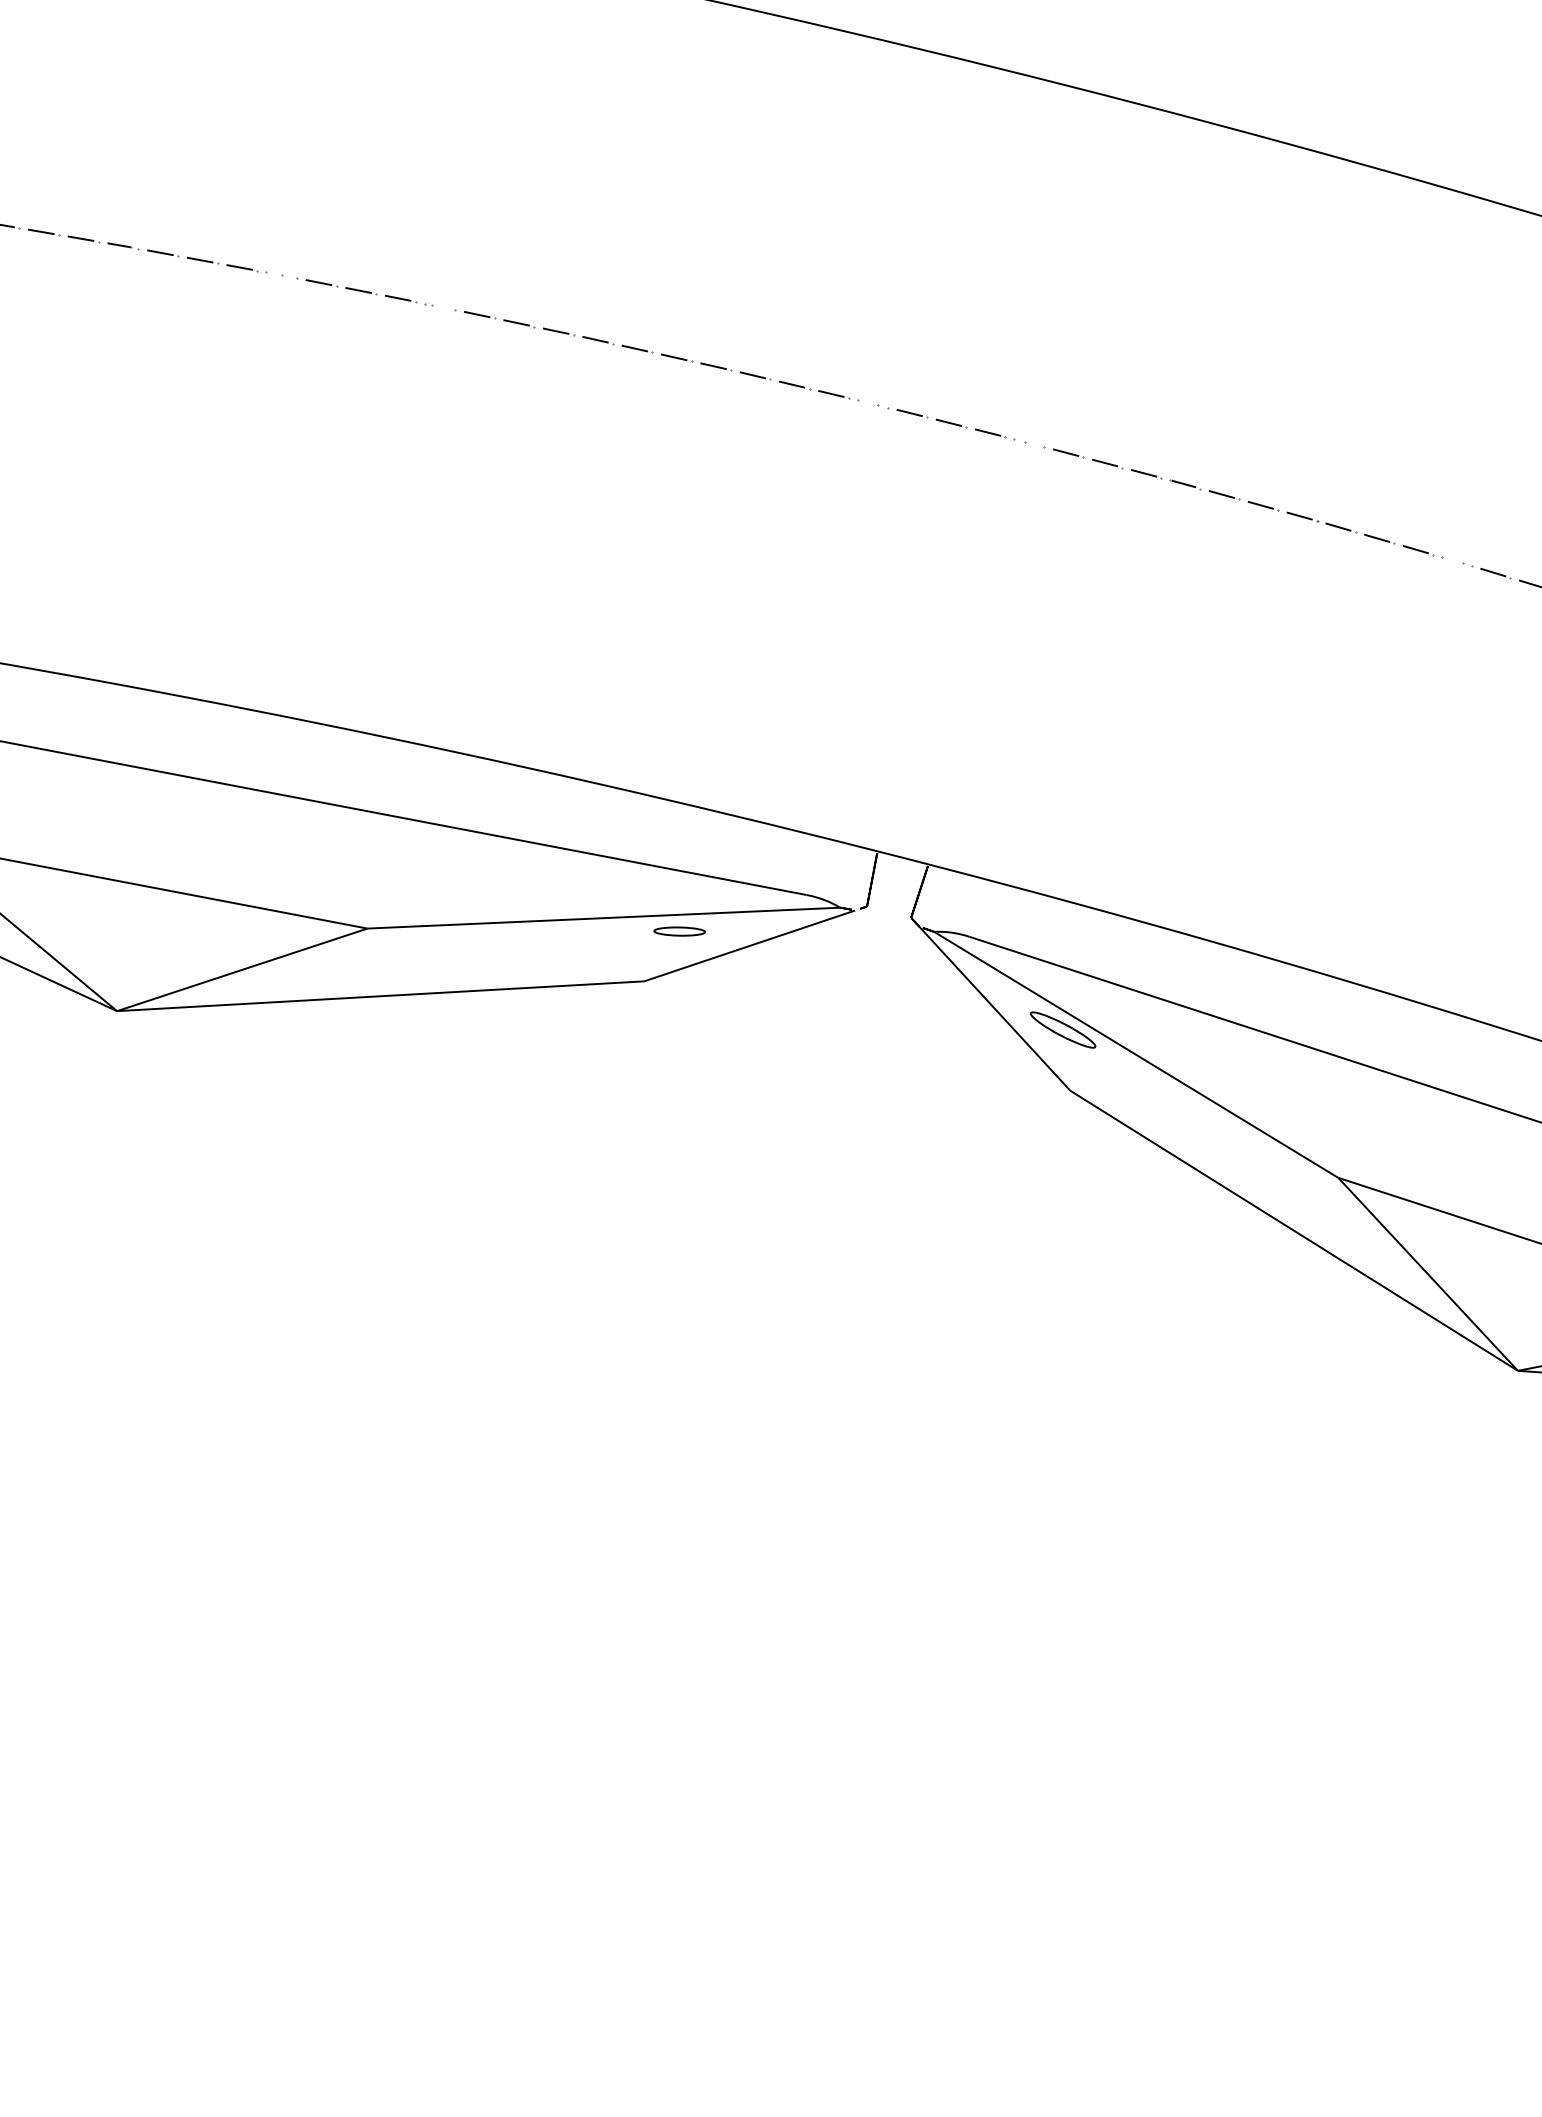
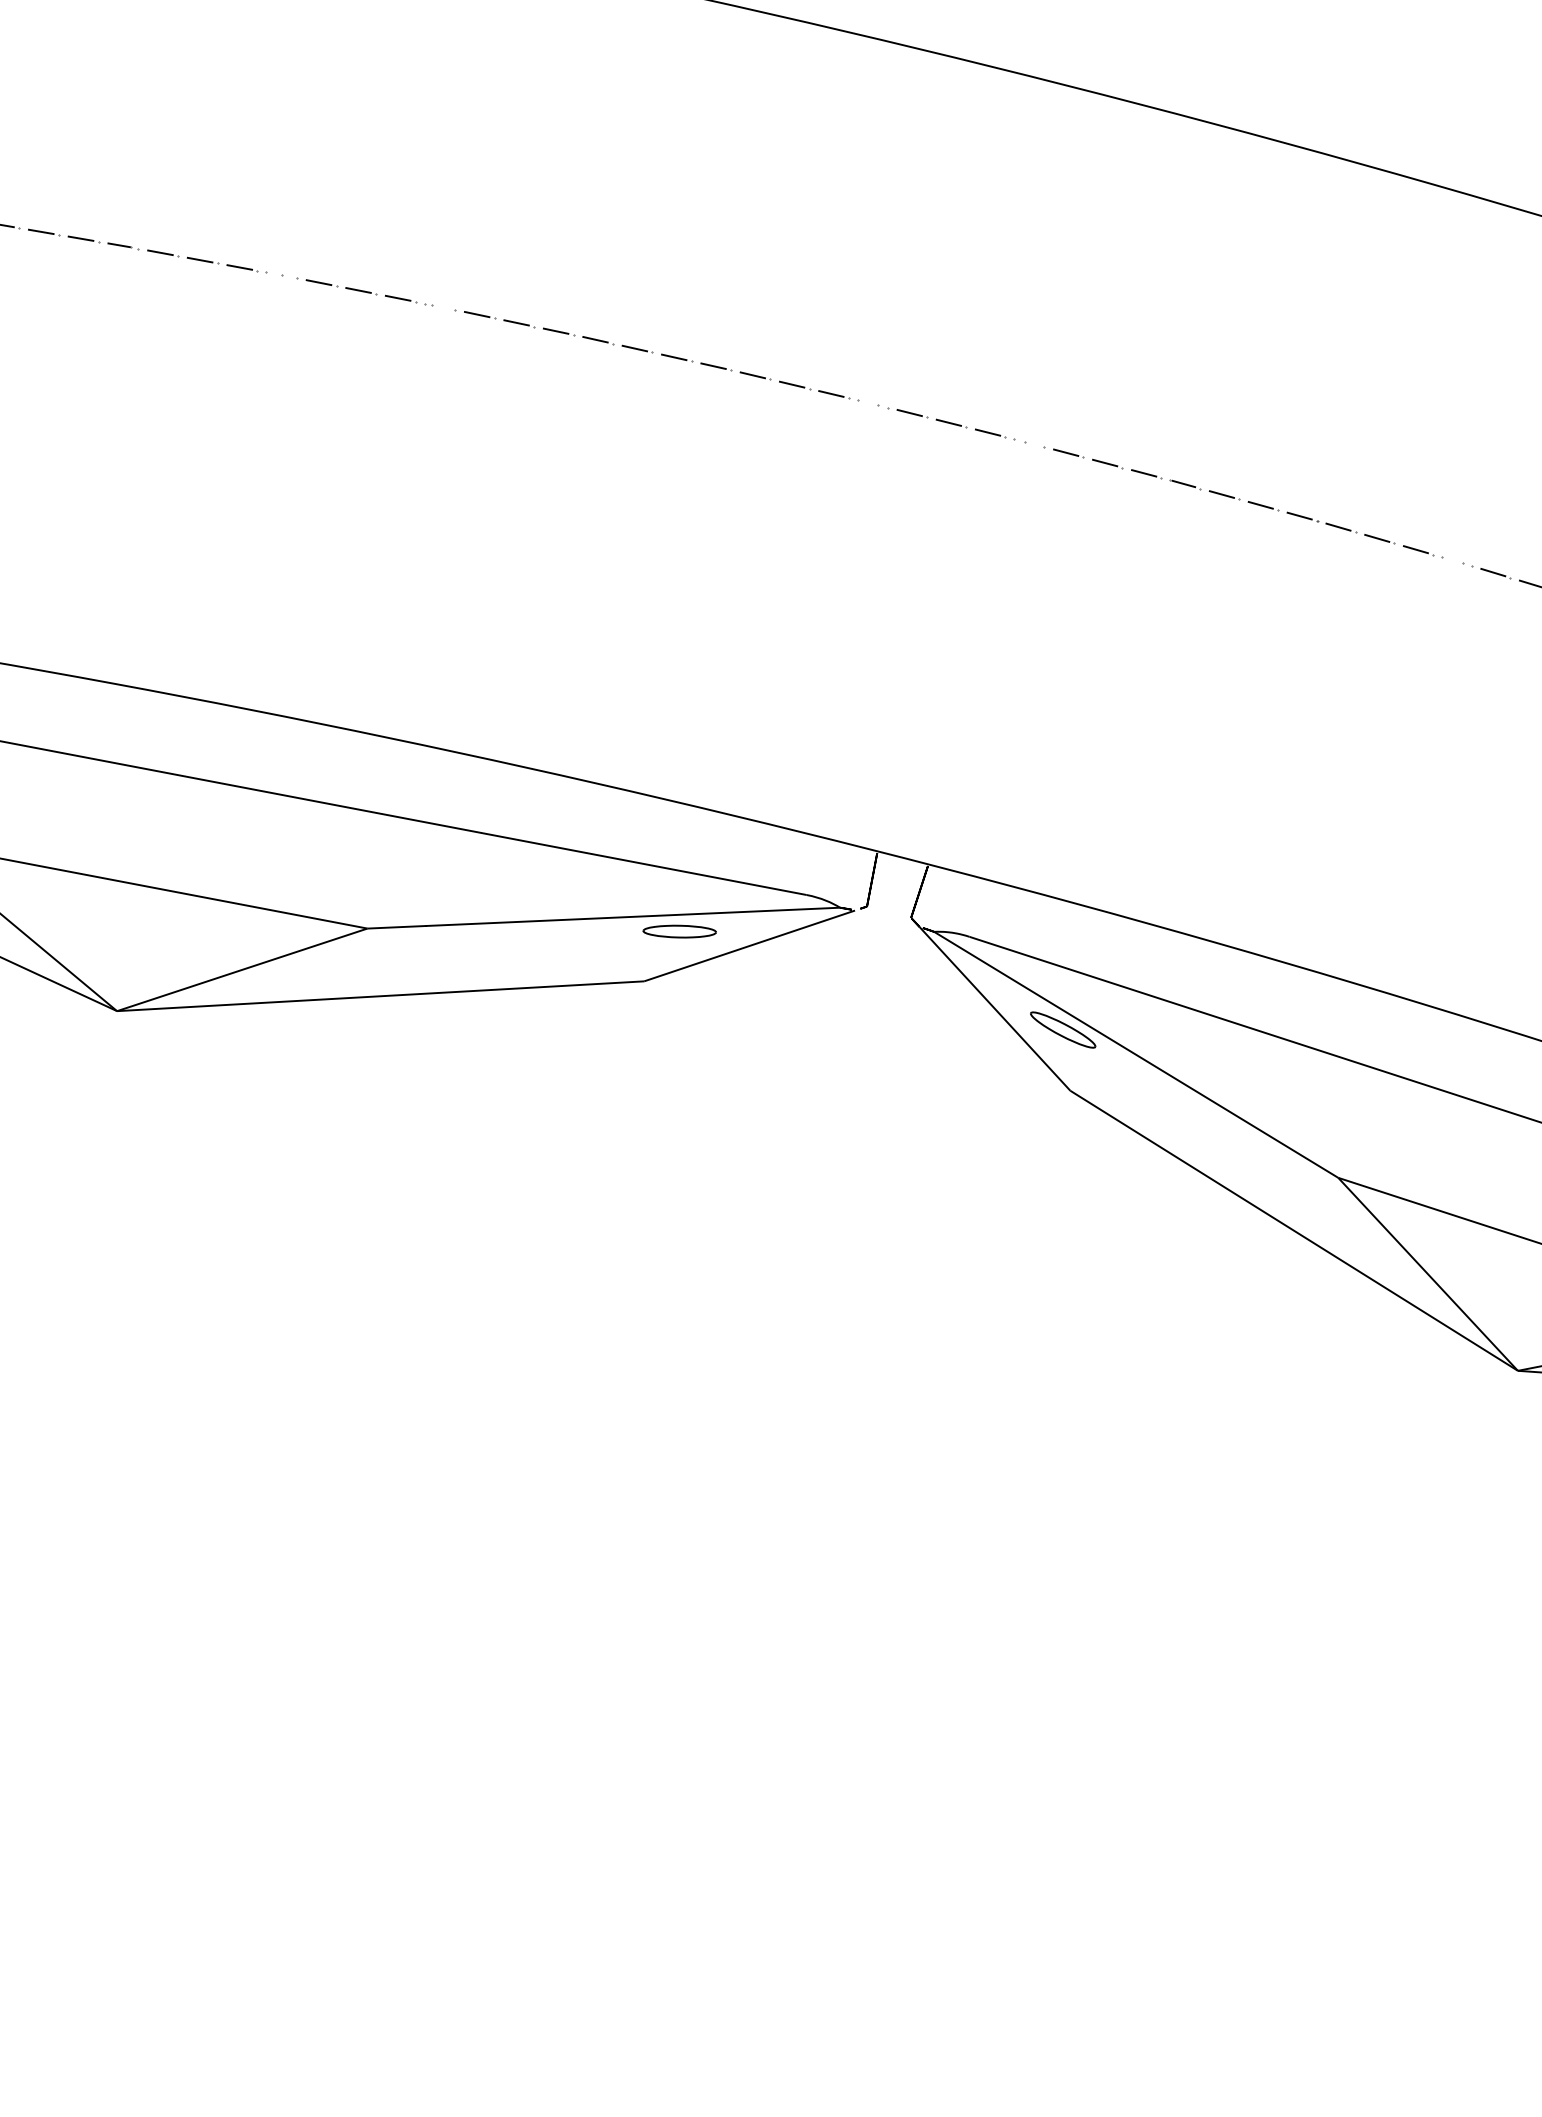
part size: 53x11 px -> 75x15 px (679, 931)
